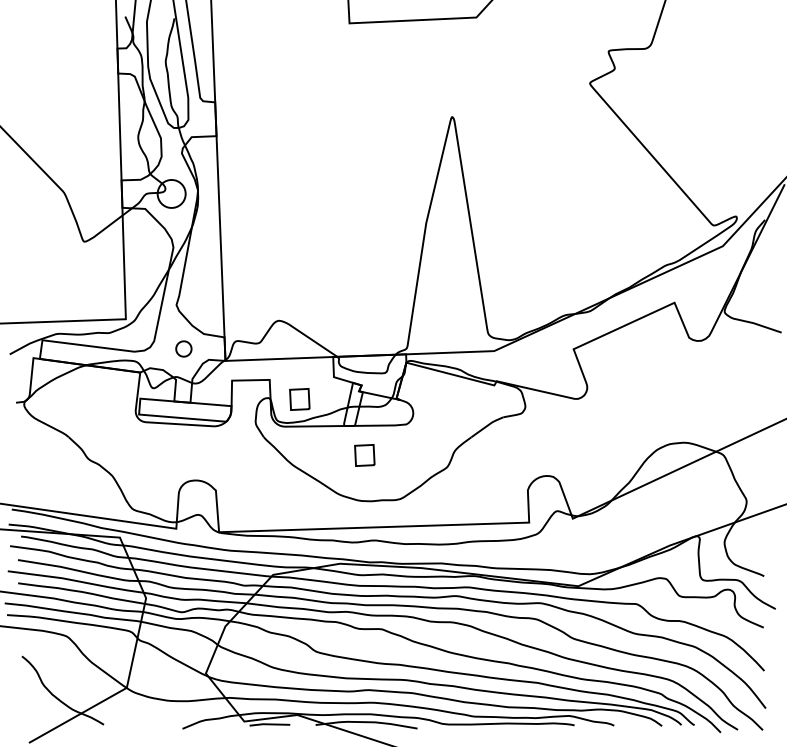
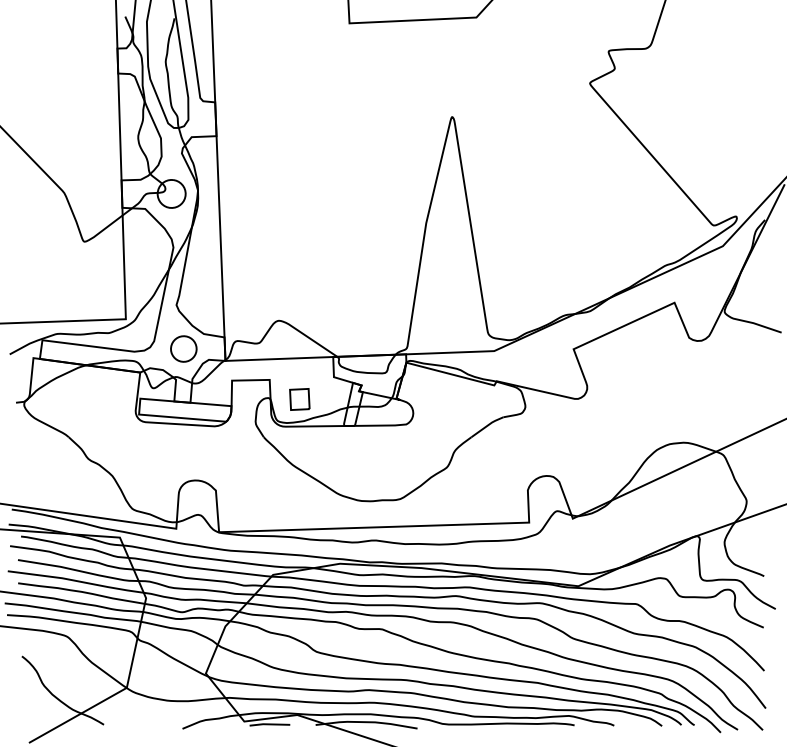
part size: 18x18 px -> 28x28 px (183, 348)
part: present -> none (364, 455)
